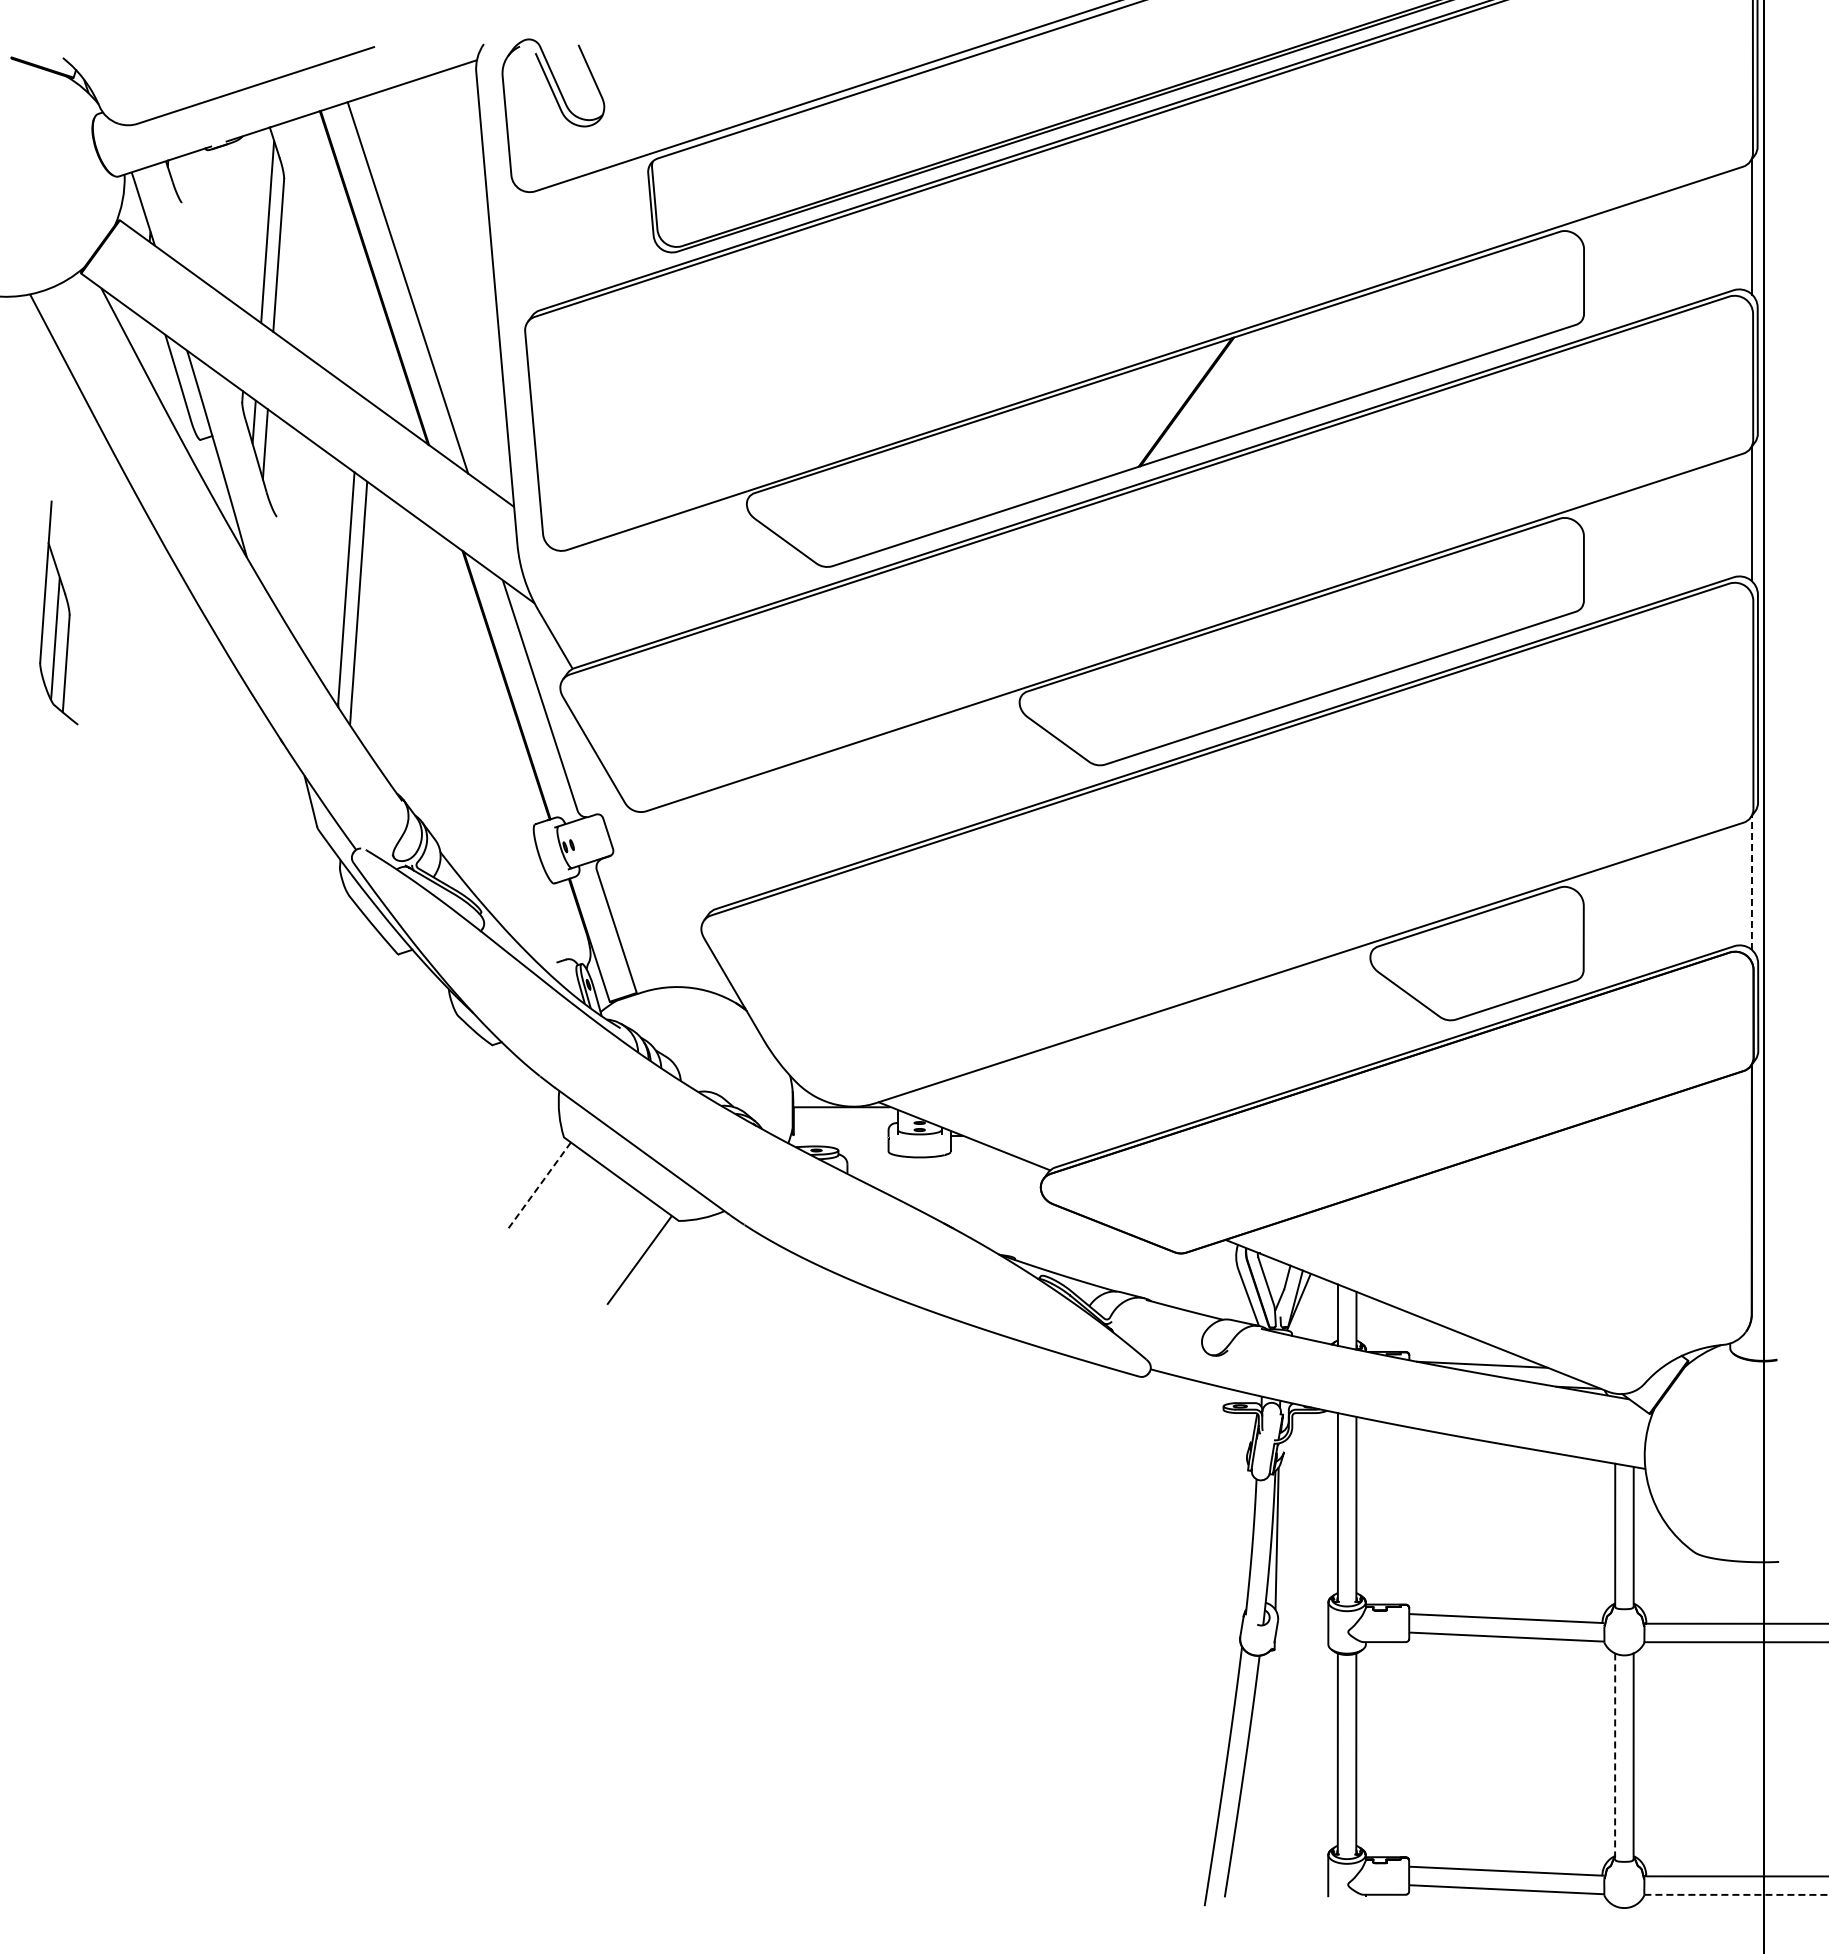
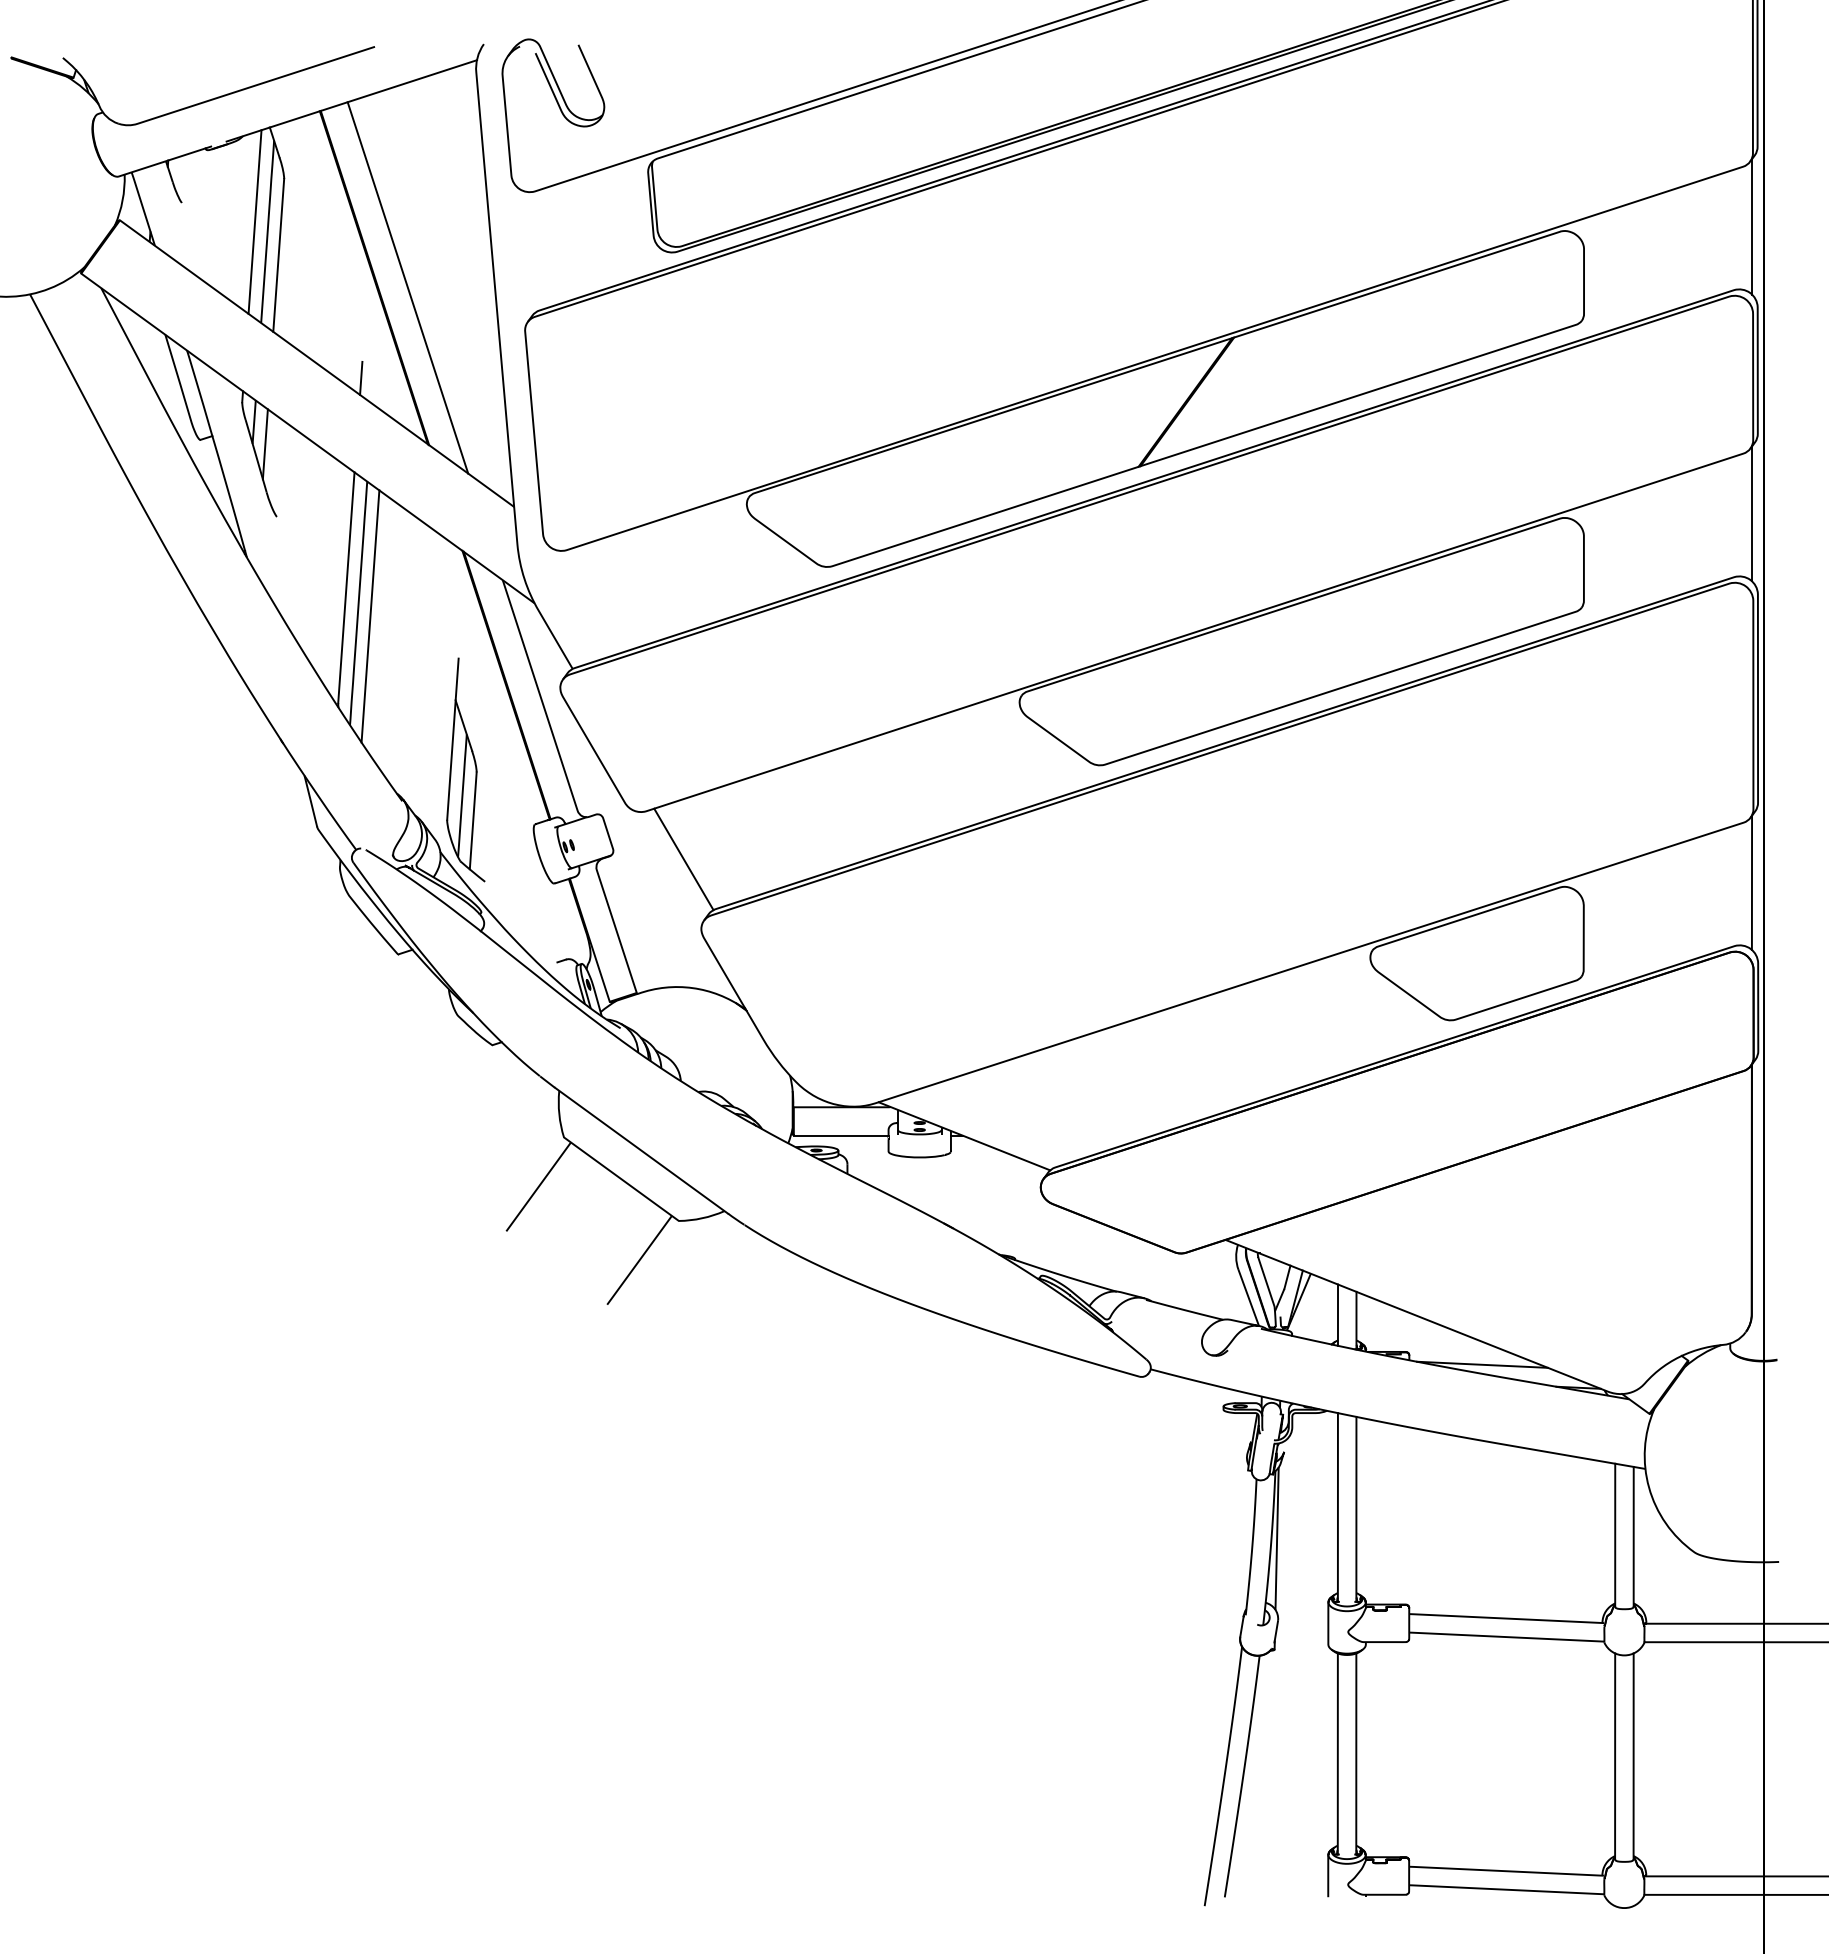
line: none -> present (254, 221)
line: none -> present (361, 377)
part position: (58, 612) -> (465, 769) (465, 769)
line: none -> present (370, 616)
line: none -> present (683, 859)
line: dashed -> solid (1751, 882)
line: none -> present (840, 1135)
line: dashed -> solid (538, 1186)
line: dashed -> solid (1615, 1756)
line: dashed -> solid (1737, 1894)
